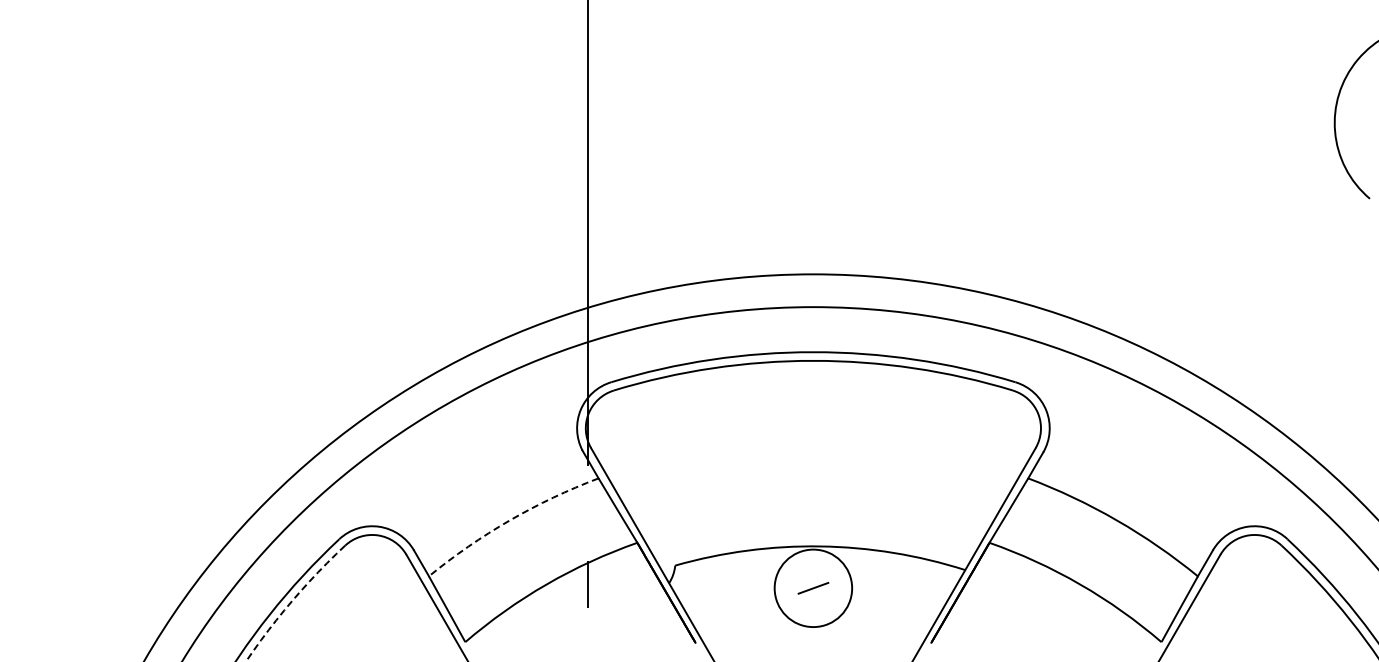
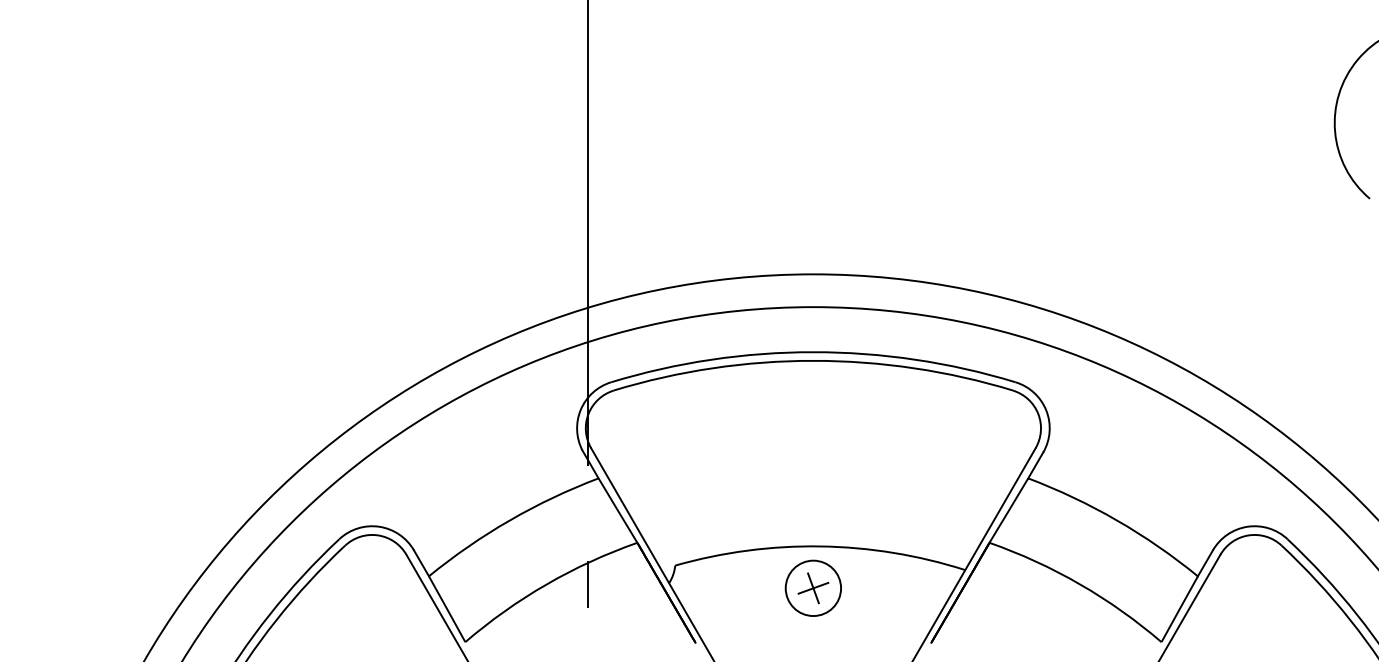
arc: dashed -> solid (509, 520)
circle diameter: 77 px -> 55 px (813, 588)
line: none -> present (813, 588)
arc: dashed -> solid (291, 601)
